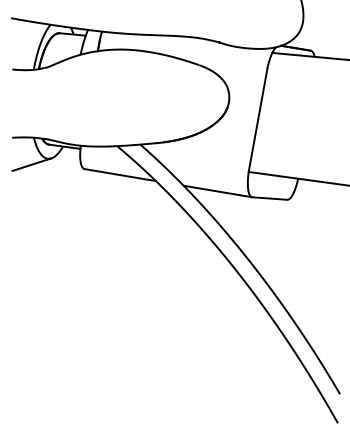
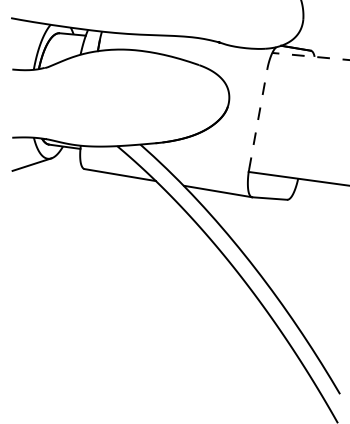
line: solid -> dashed (311, 56)
line: solid -> dashed (258, 119)
